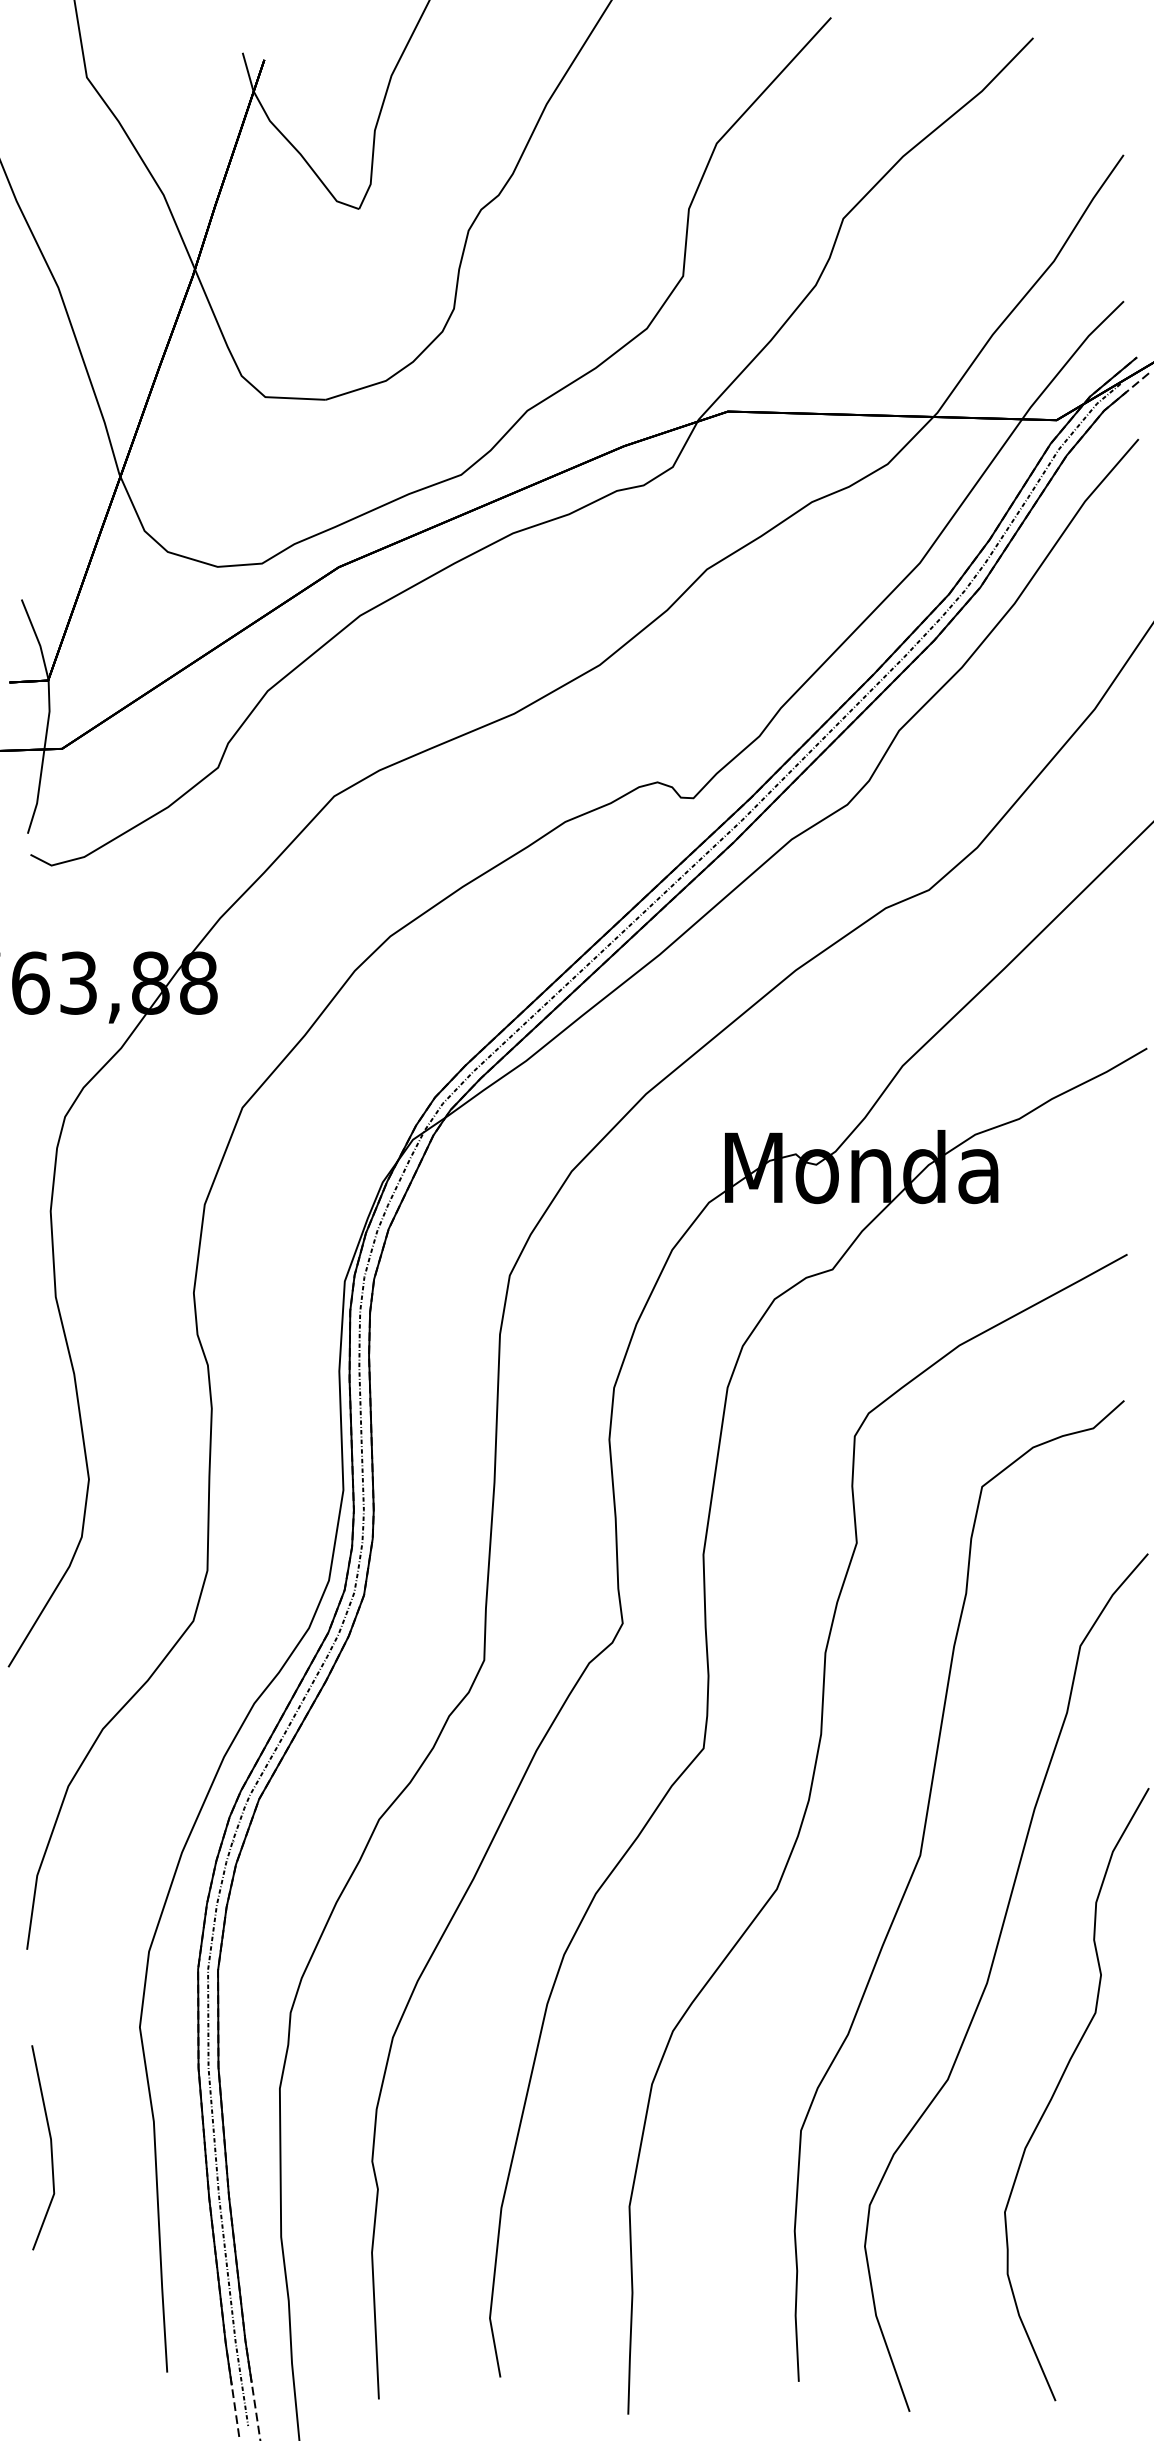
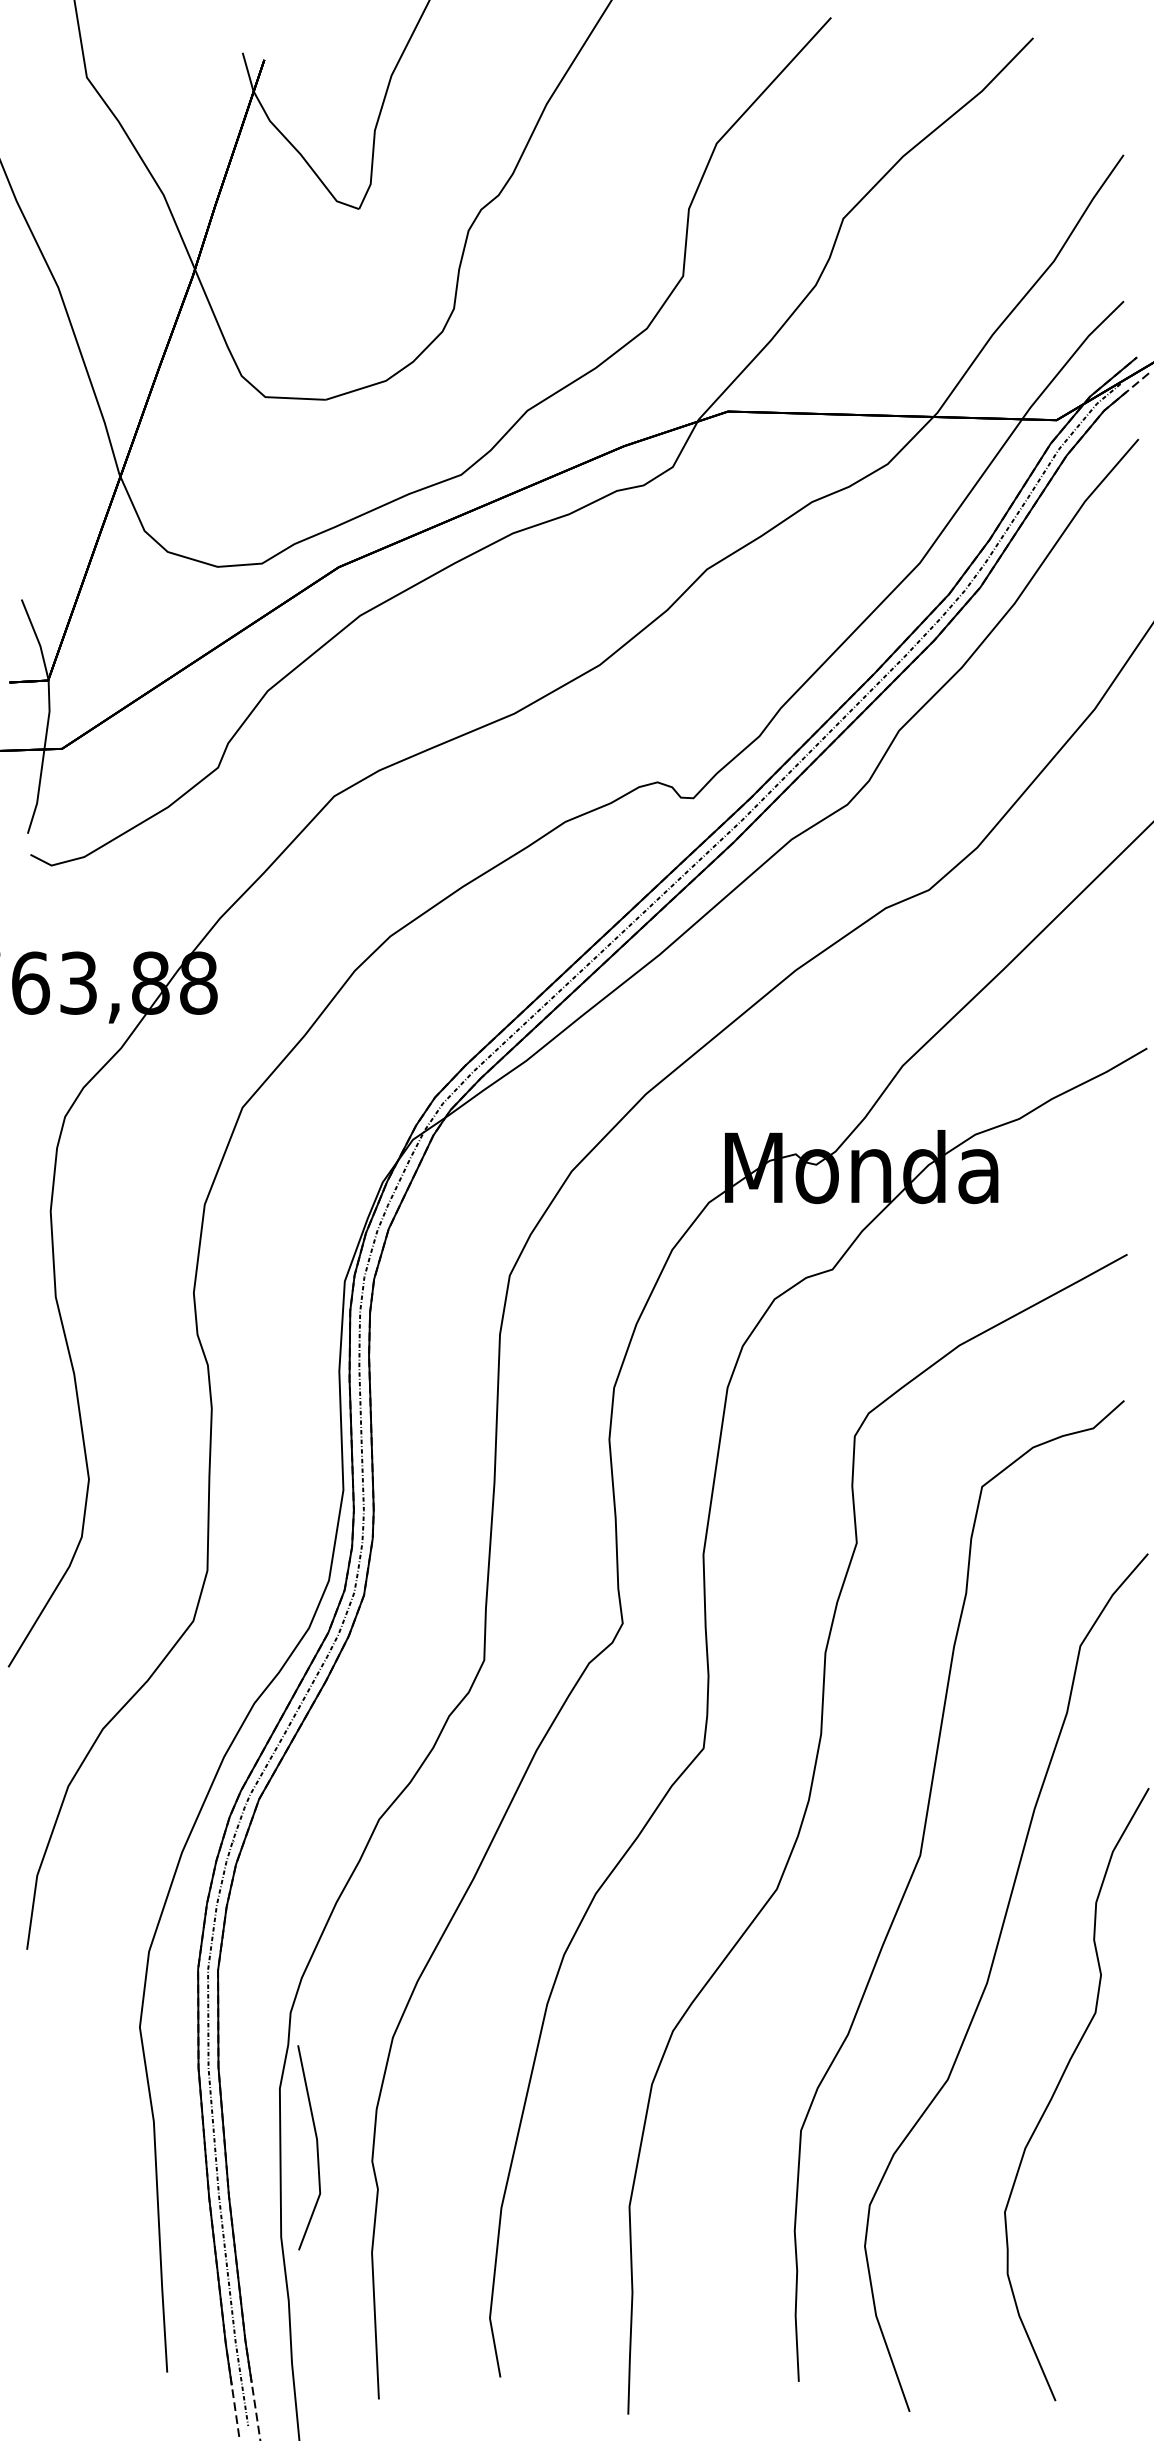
line position: (50, 2147) -> (316, 2147) (316, 2147)
